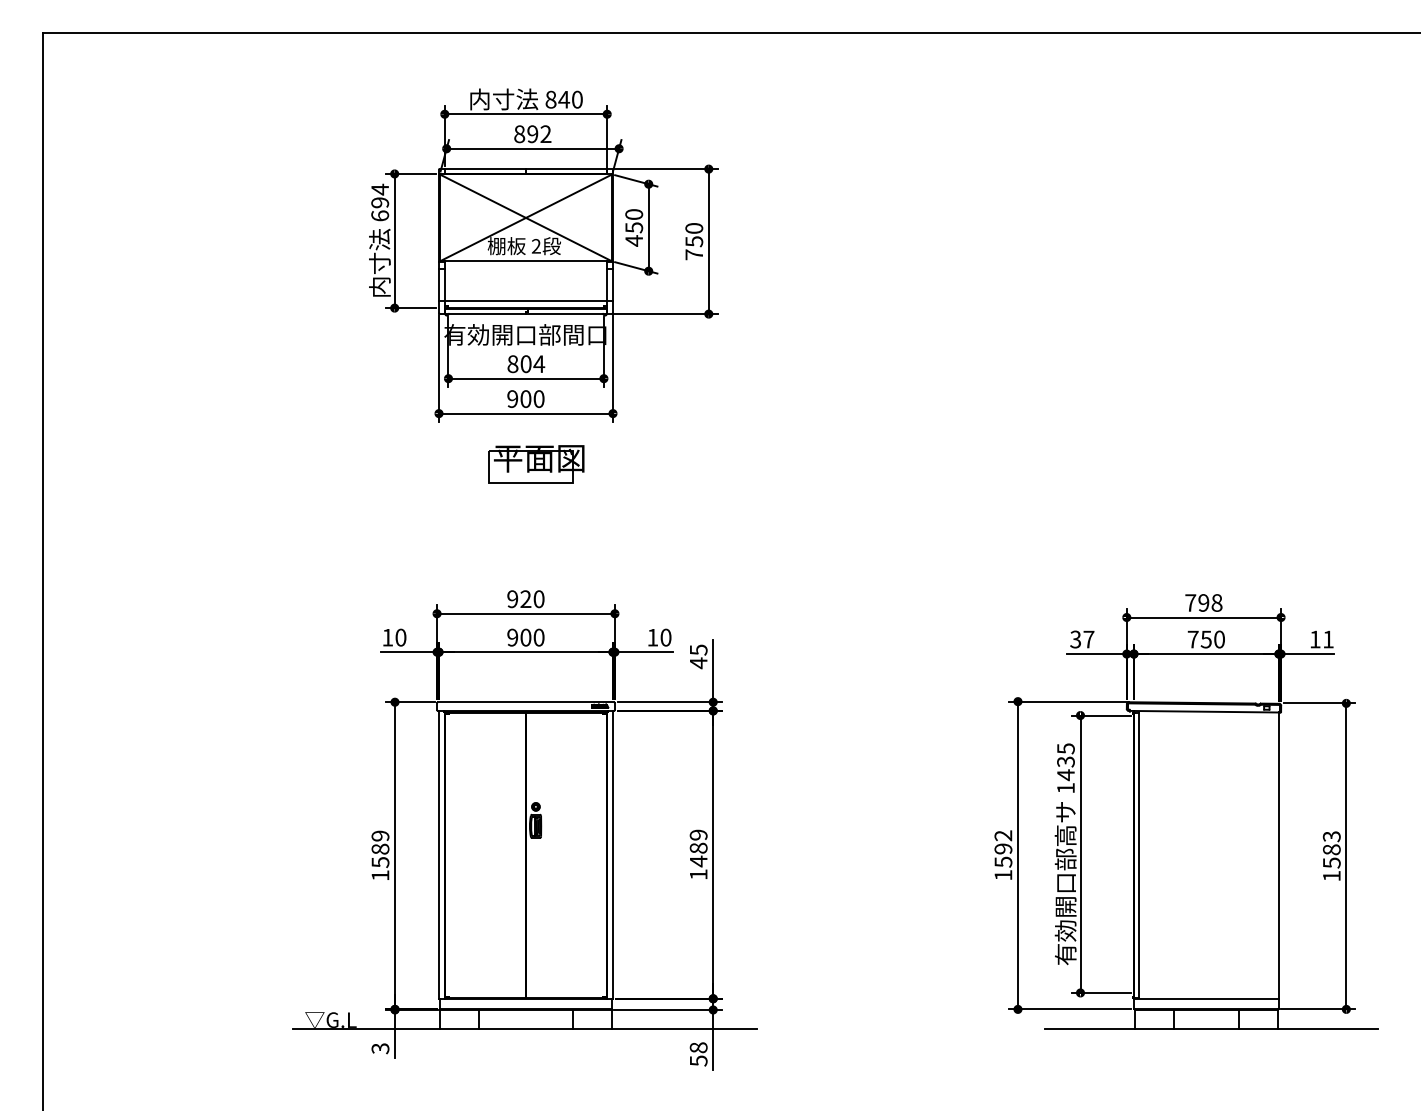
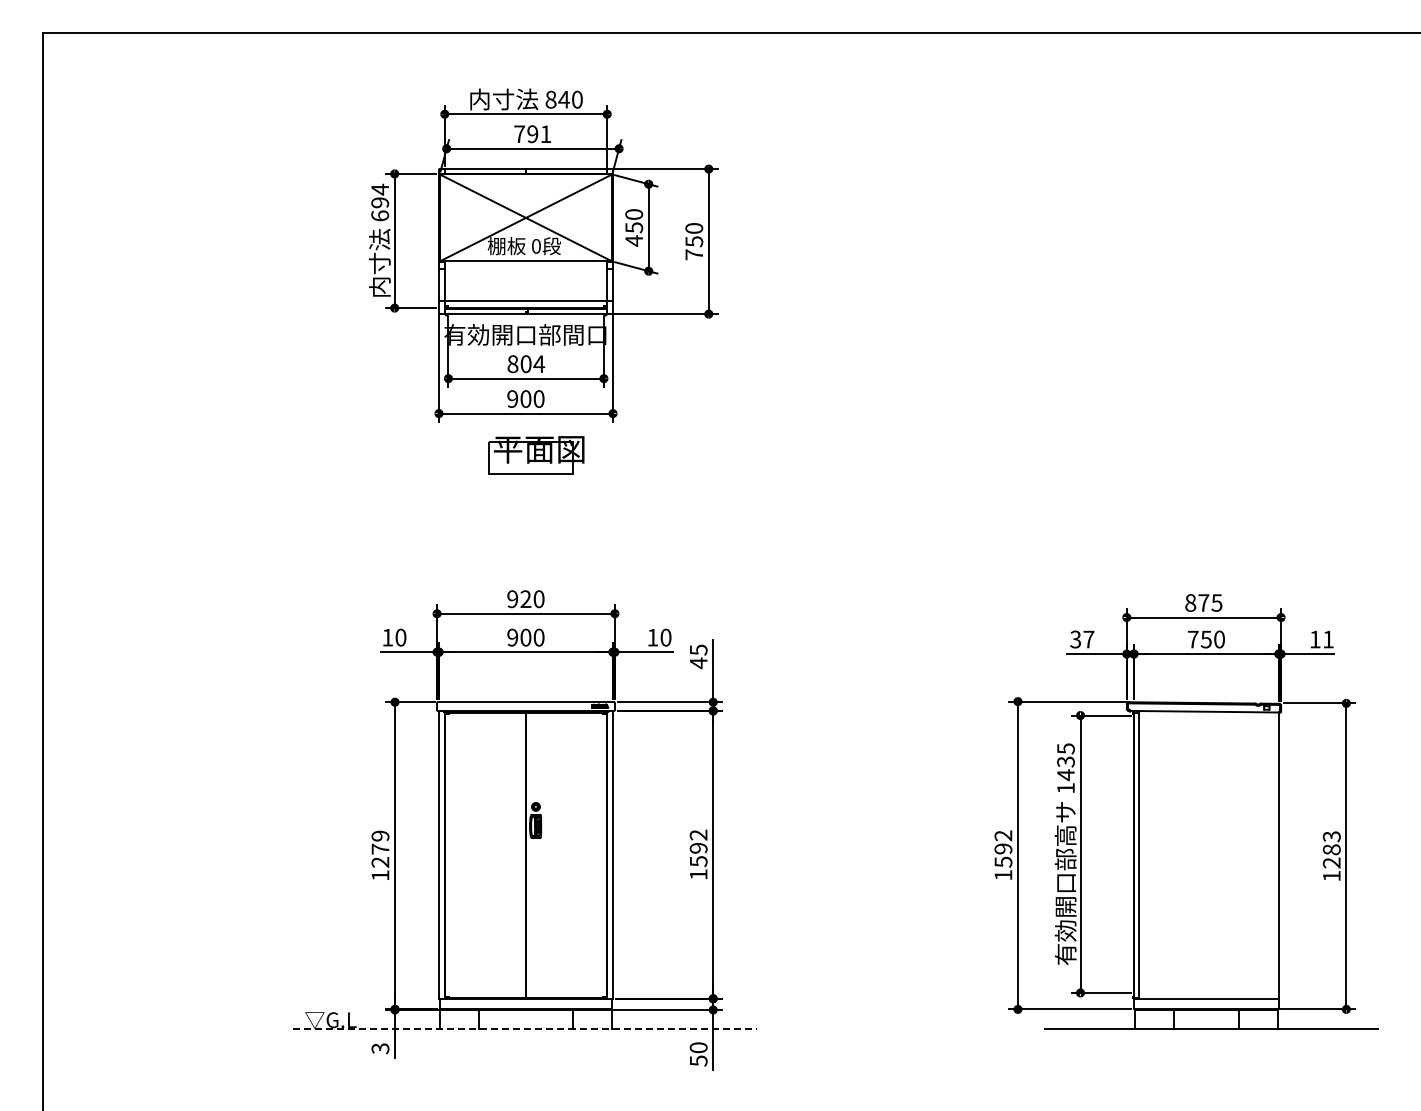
text: 892 -> 791 (532, 134)
text: 2 -> 0 (536, 246)
part position: (536, 464) -> (536, 455) (536, 455)
text: 798 -> 875 (1203, 602)
text: 1489 -> 1592 (698, 848)
text: 1589 -> 1279 (380, 855)
text: 1583 -> 1283 (1331, 862)
line: solid -> dashed (525, 1029)
text: 58 -> 50 (698, 1047)
